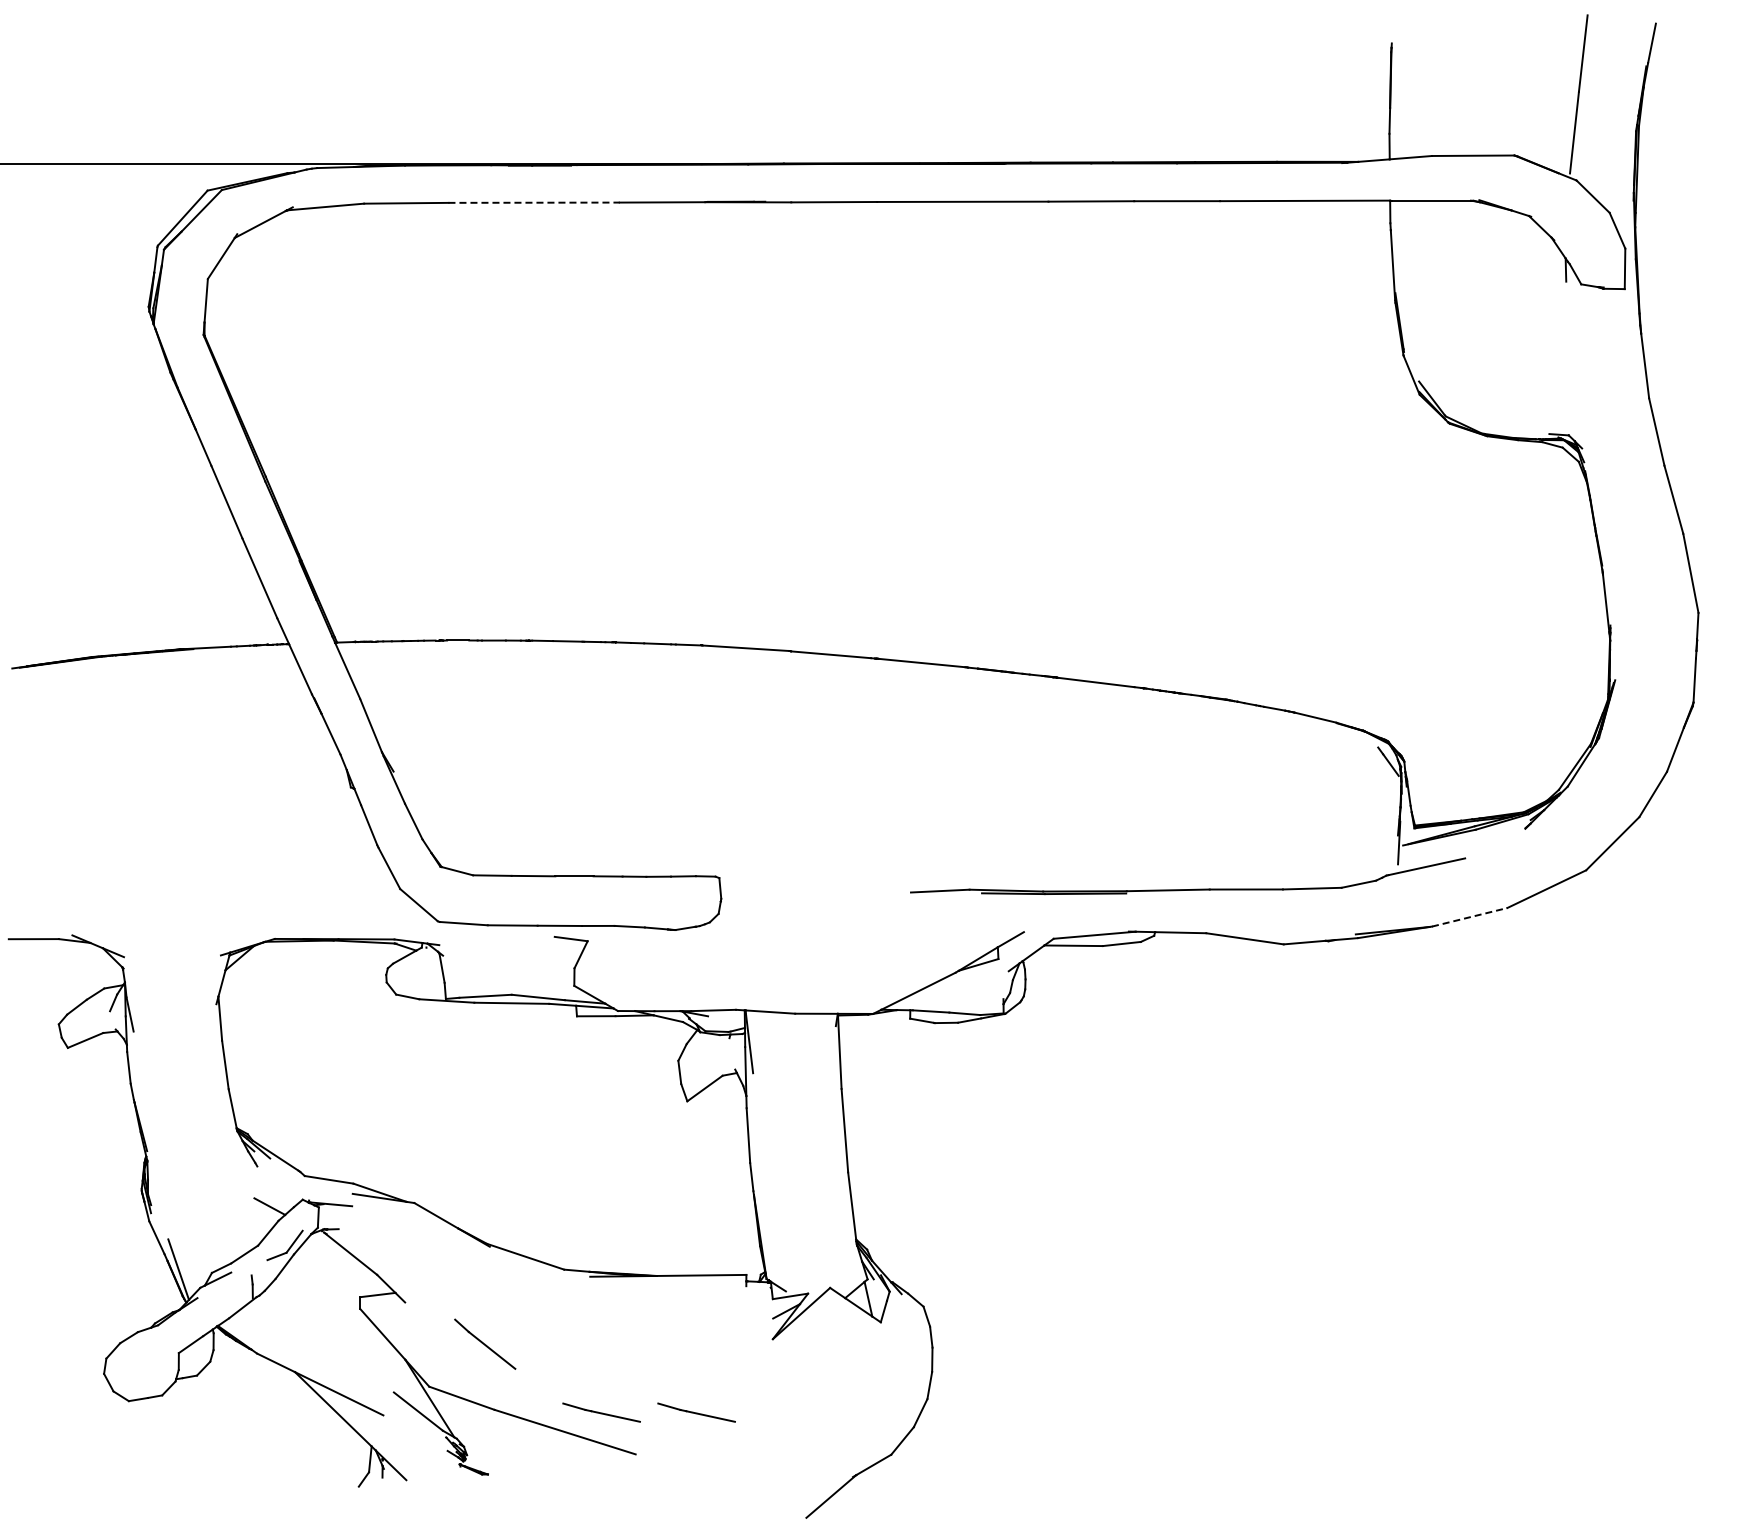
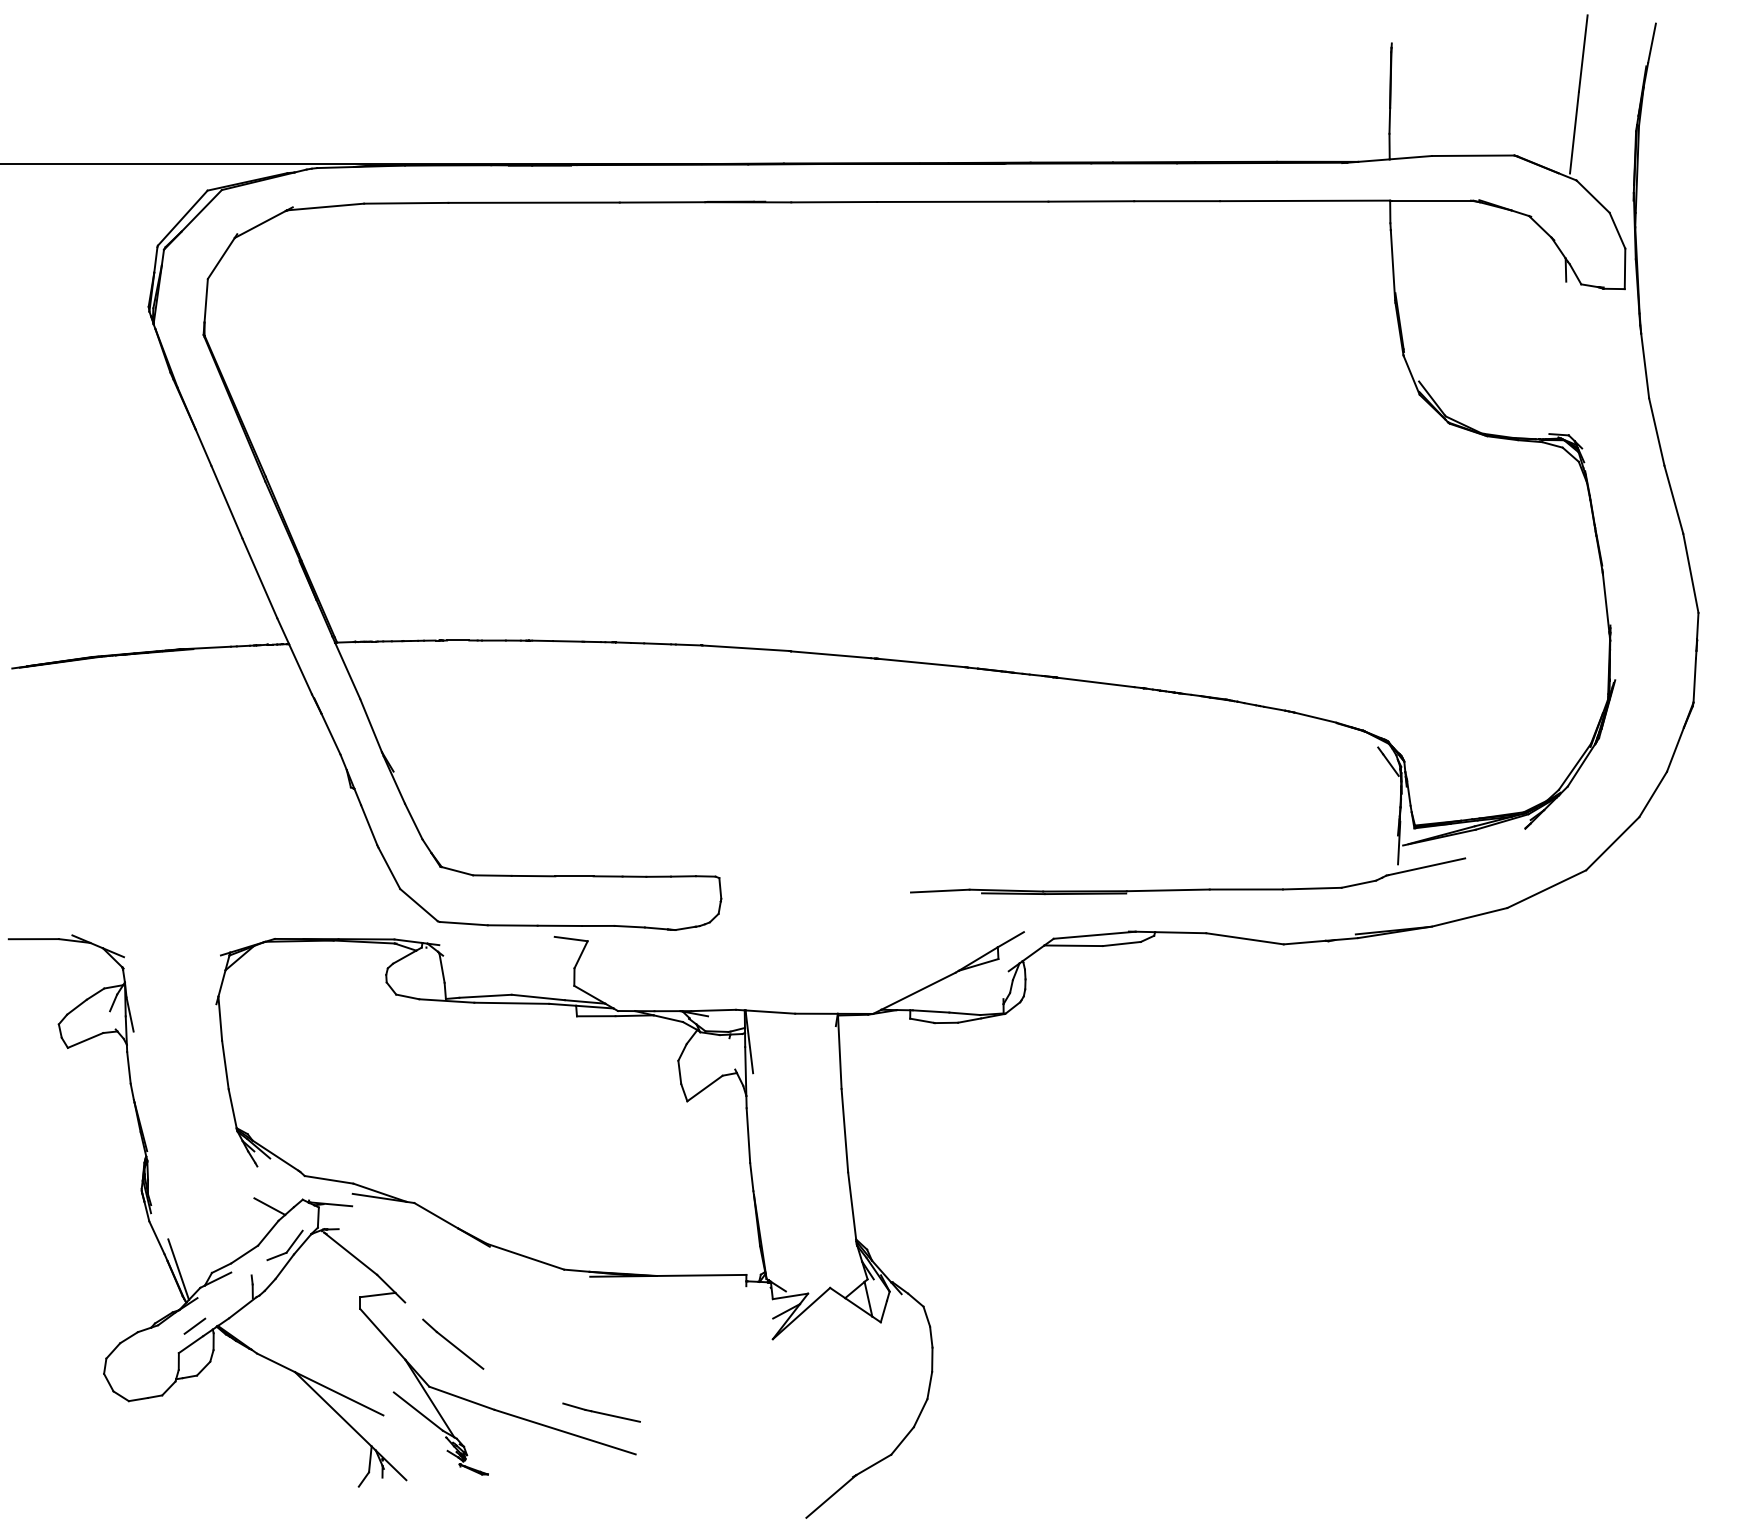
line: dashed -> solid (534, 202)
line: dashed -> solid (1469, 917)
line: none -> present (194, 1325)
part position: (485, 1343) -> (453, 1343) (453, 1343)
part: present -> none (696, 1412)
